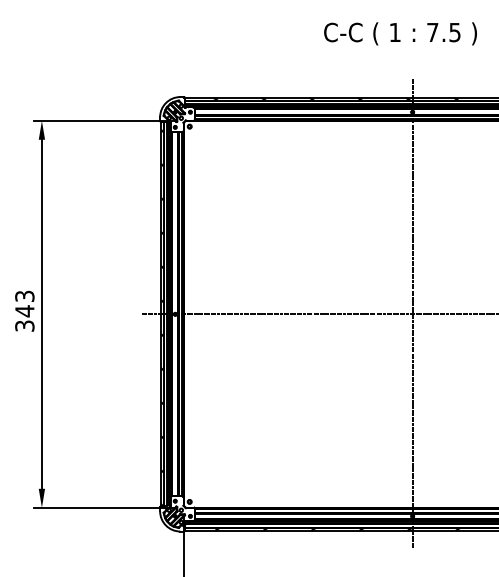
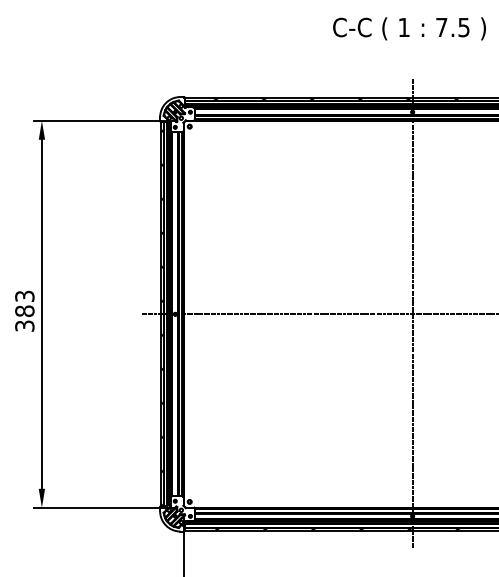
text position: (400, 33) -> (409, 28) (409, 28)
text: 343 -> 383 (24, 311)
